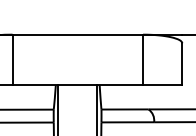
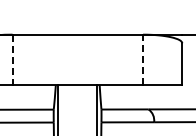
line: solid -> dashed (143, 59)
line: solid -> dashed (12, 60)
